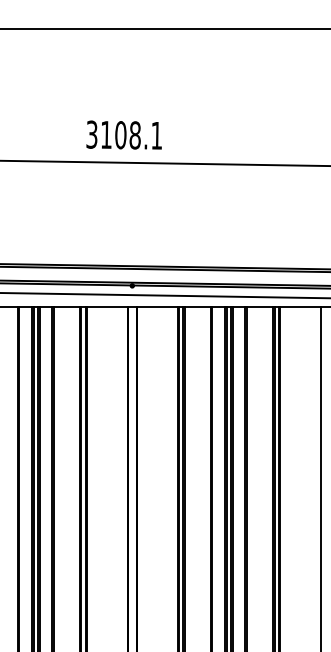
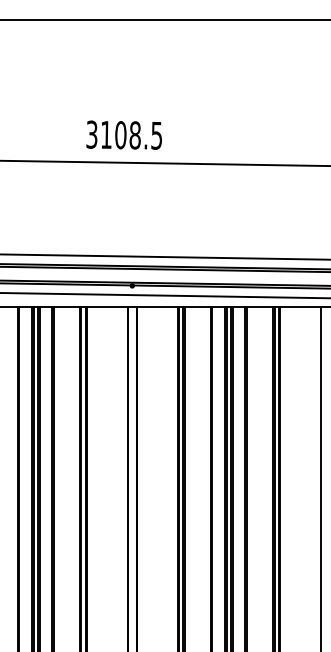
line position: (164, 28) -> (164, 19) (164, 19)
text: 3108.1 -> 3108.5 (156, 135)
line: none -> present (164, 256)
